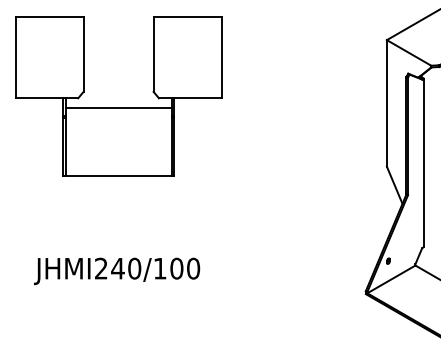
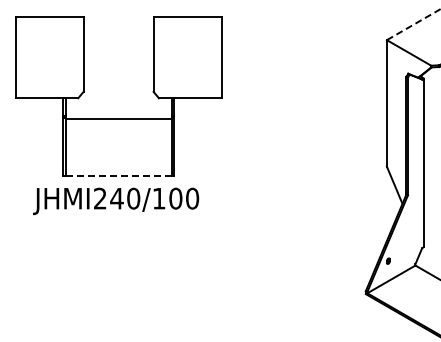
line: solid -> dashed (413, 24)
line position: (118, 107) -> (118, 118) (118, 118)
line: solid -> dashed (118, 175)
text position: (117, 271) -> (116, 201) (116, 201)
